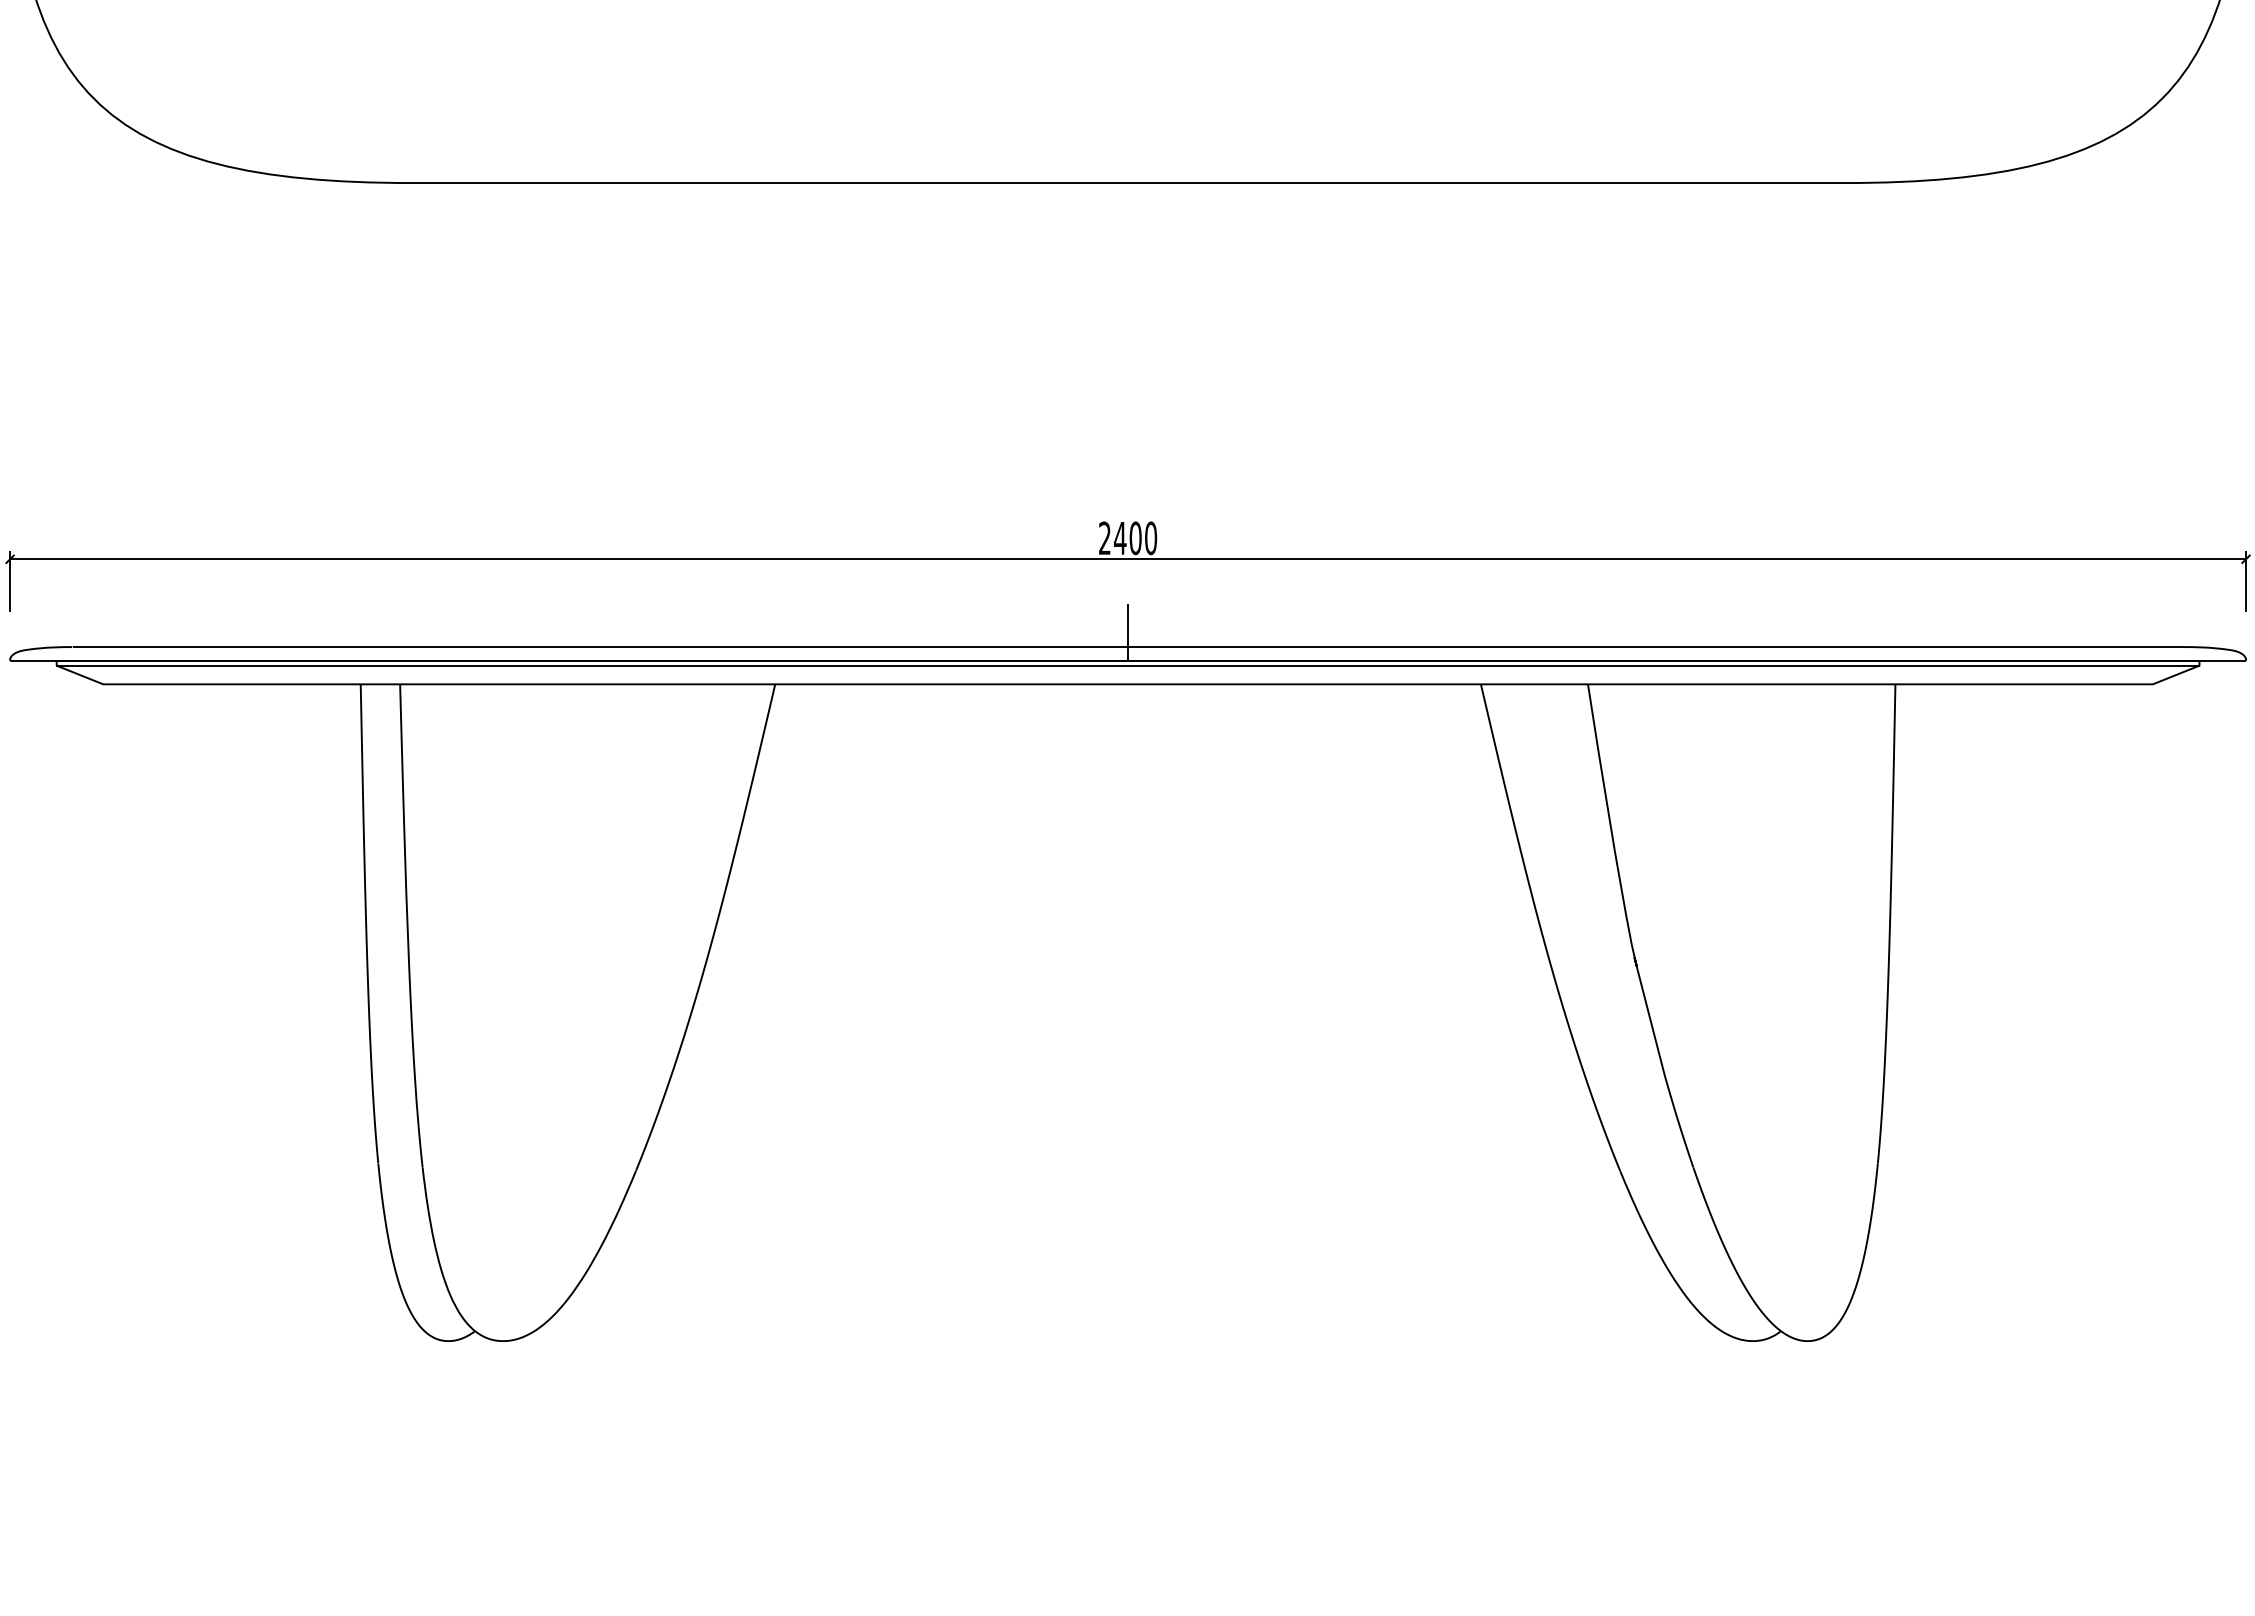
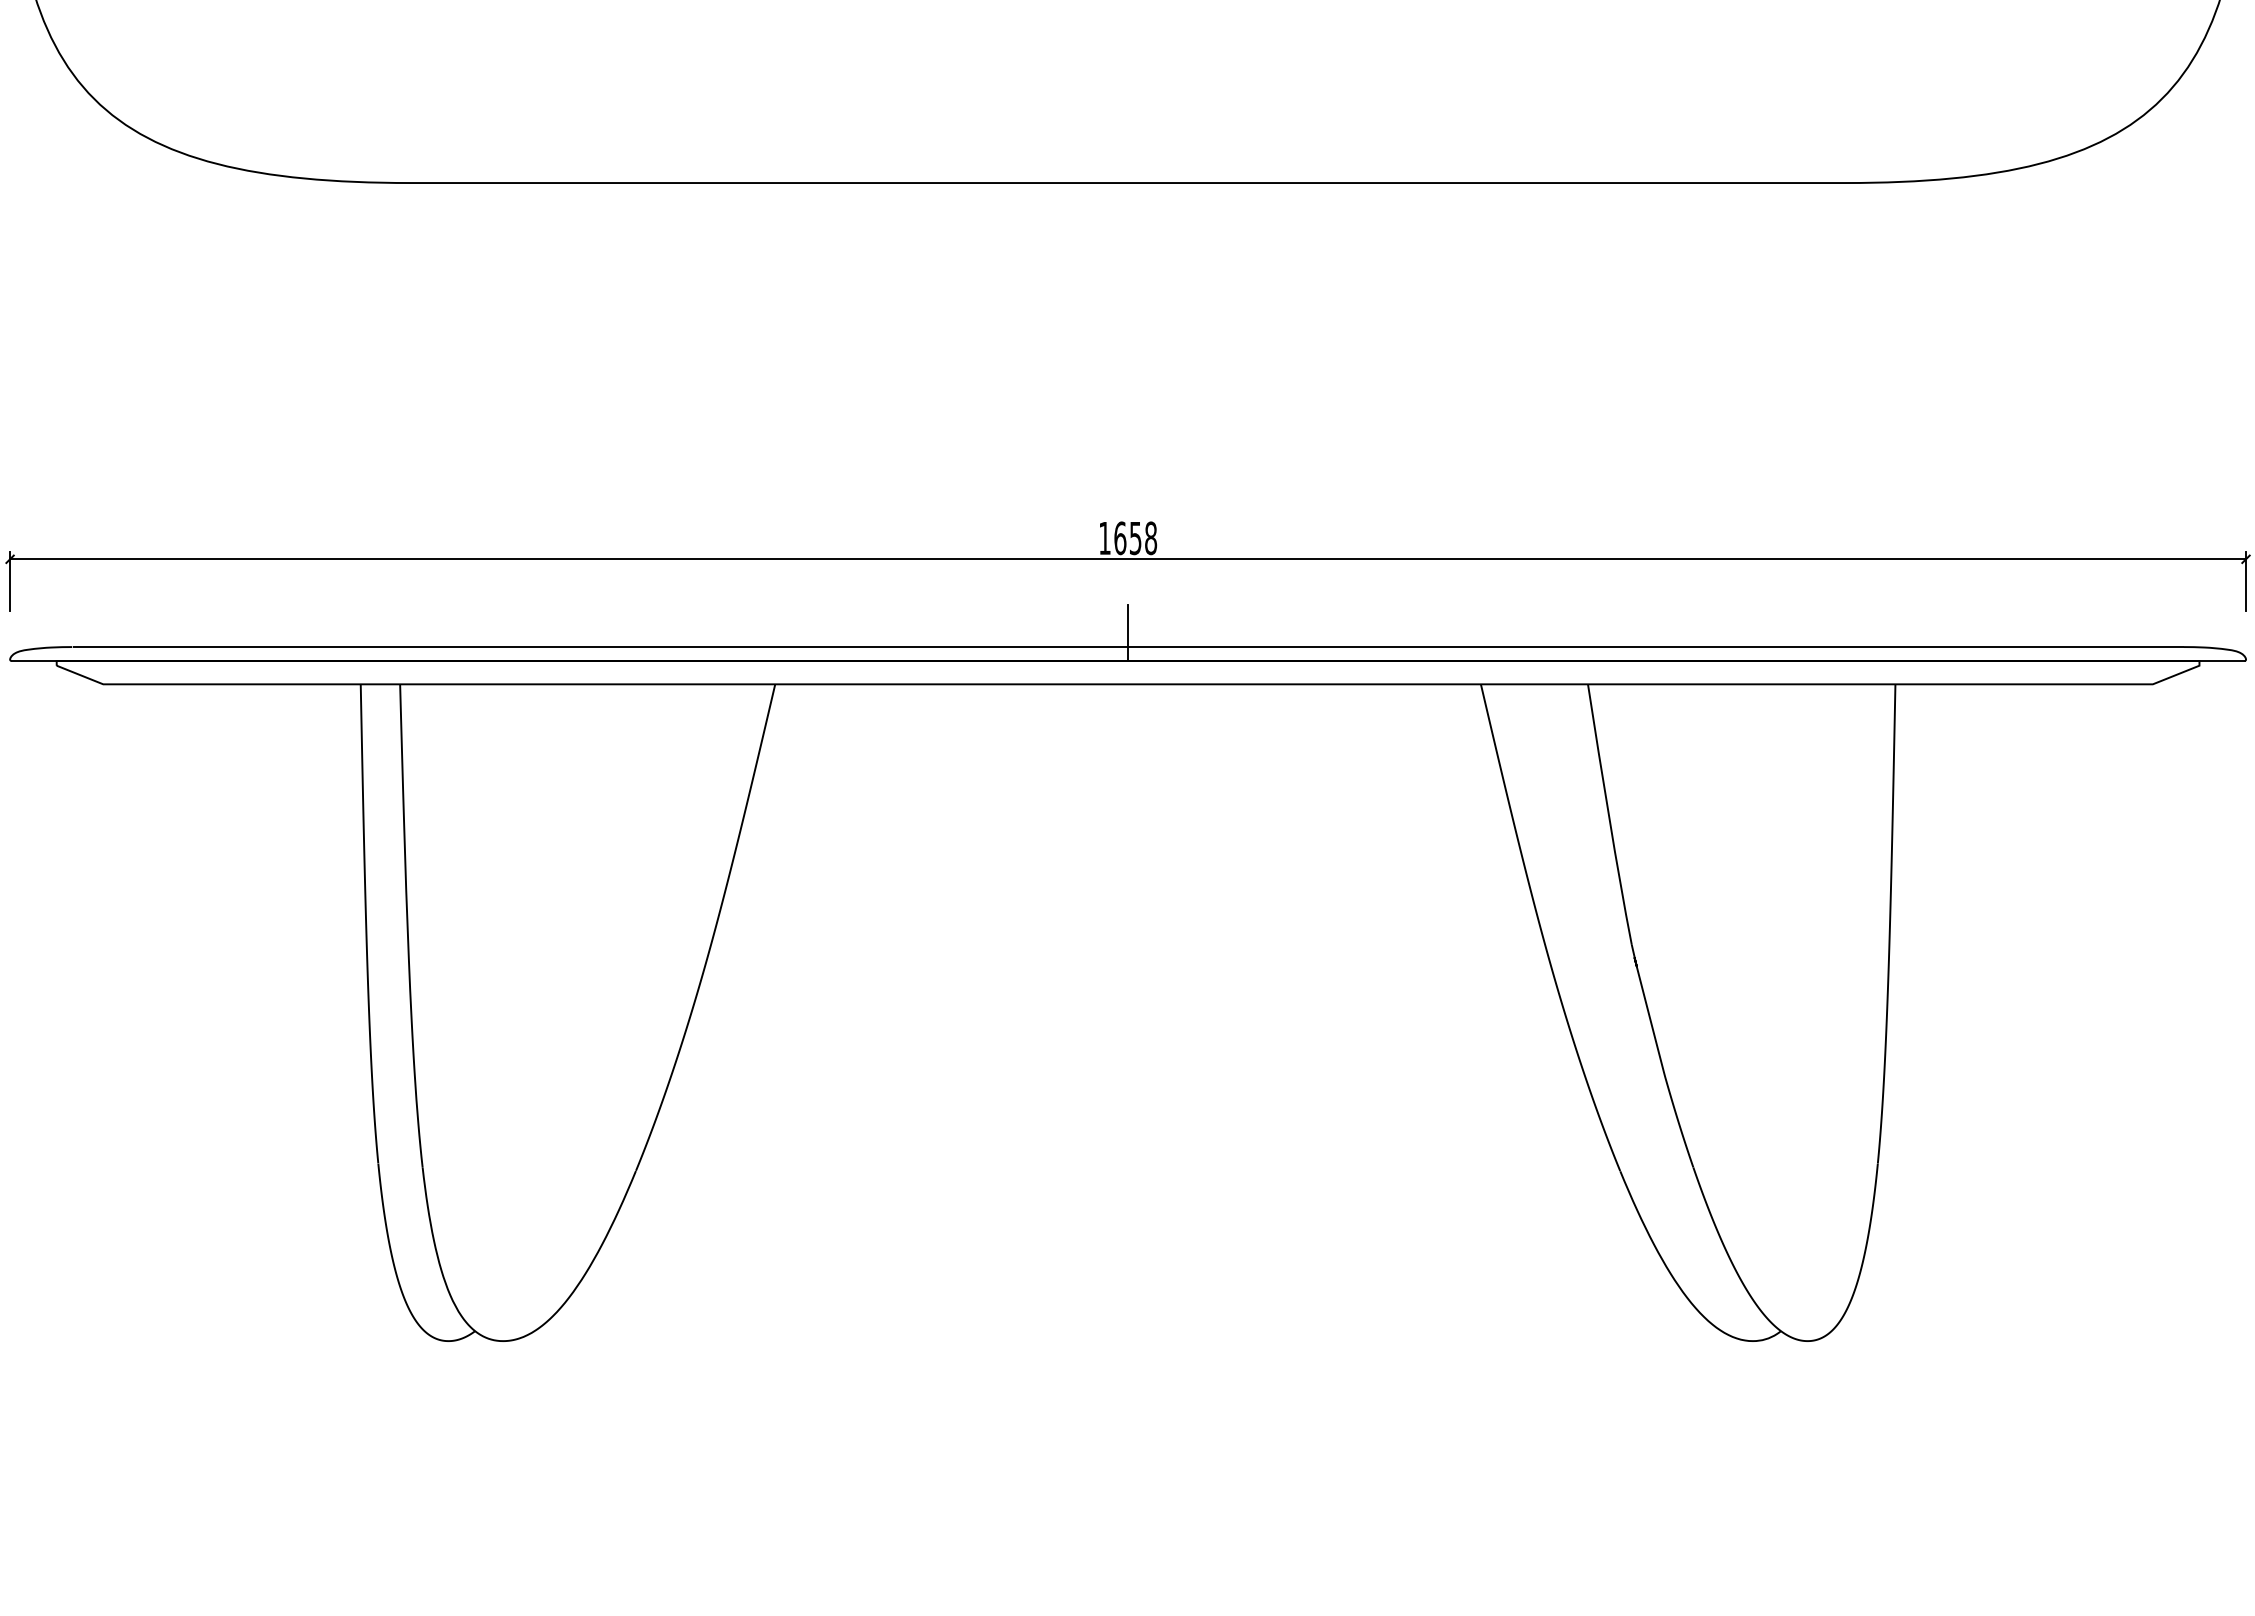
text: 2400 -> 1658 (1128, 538)
line: present -> none (1127, 665)
